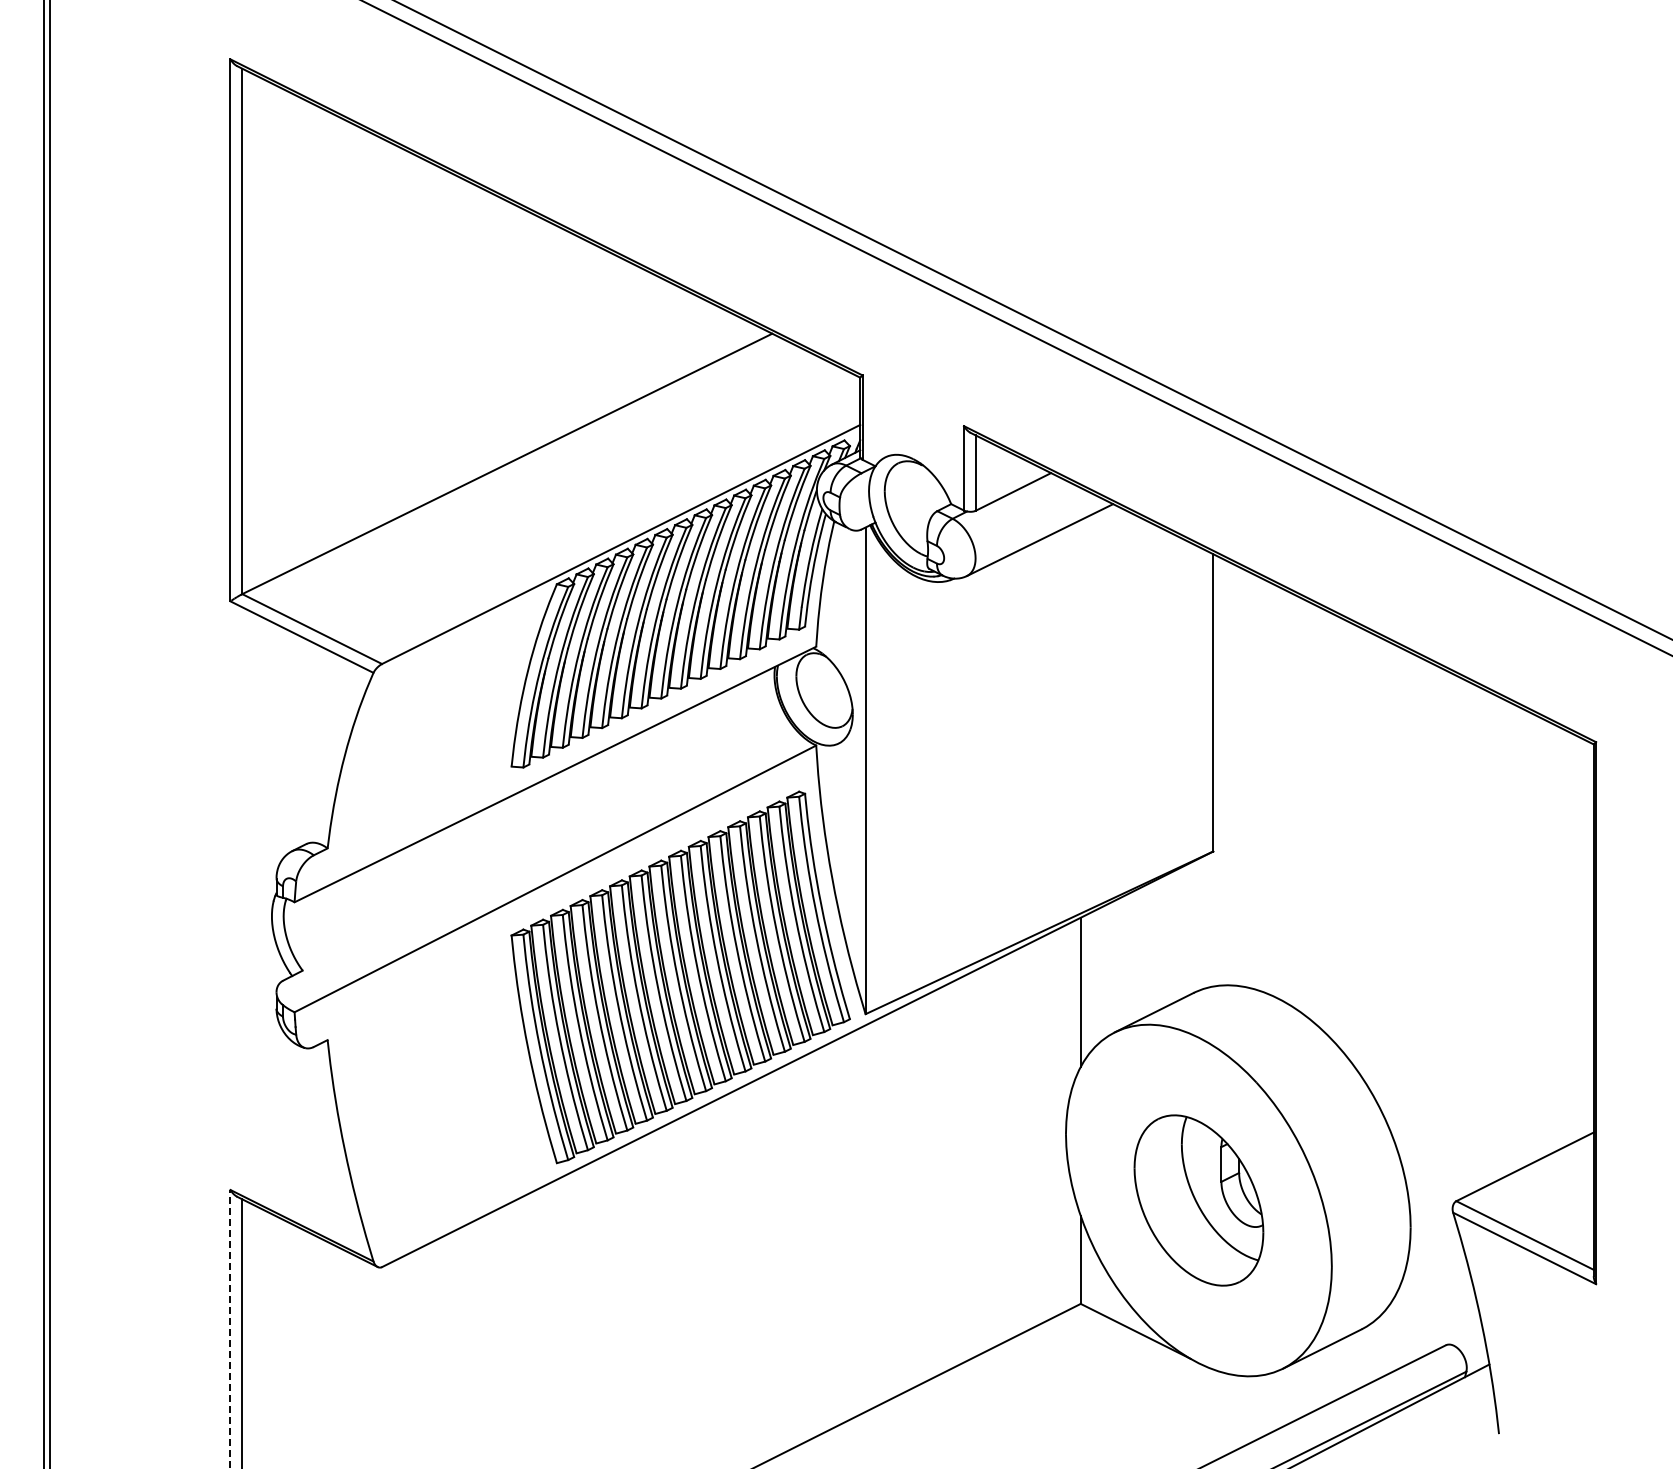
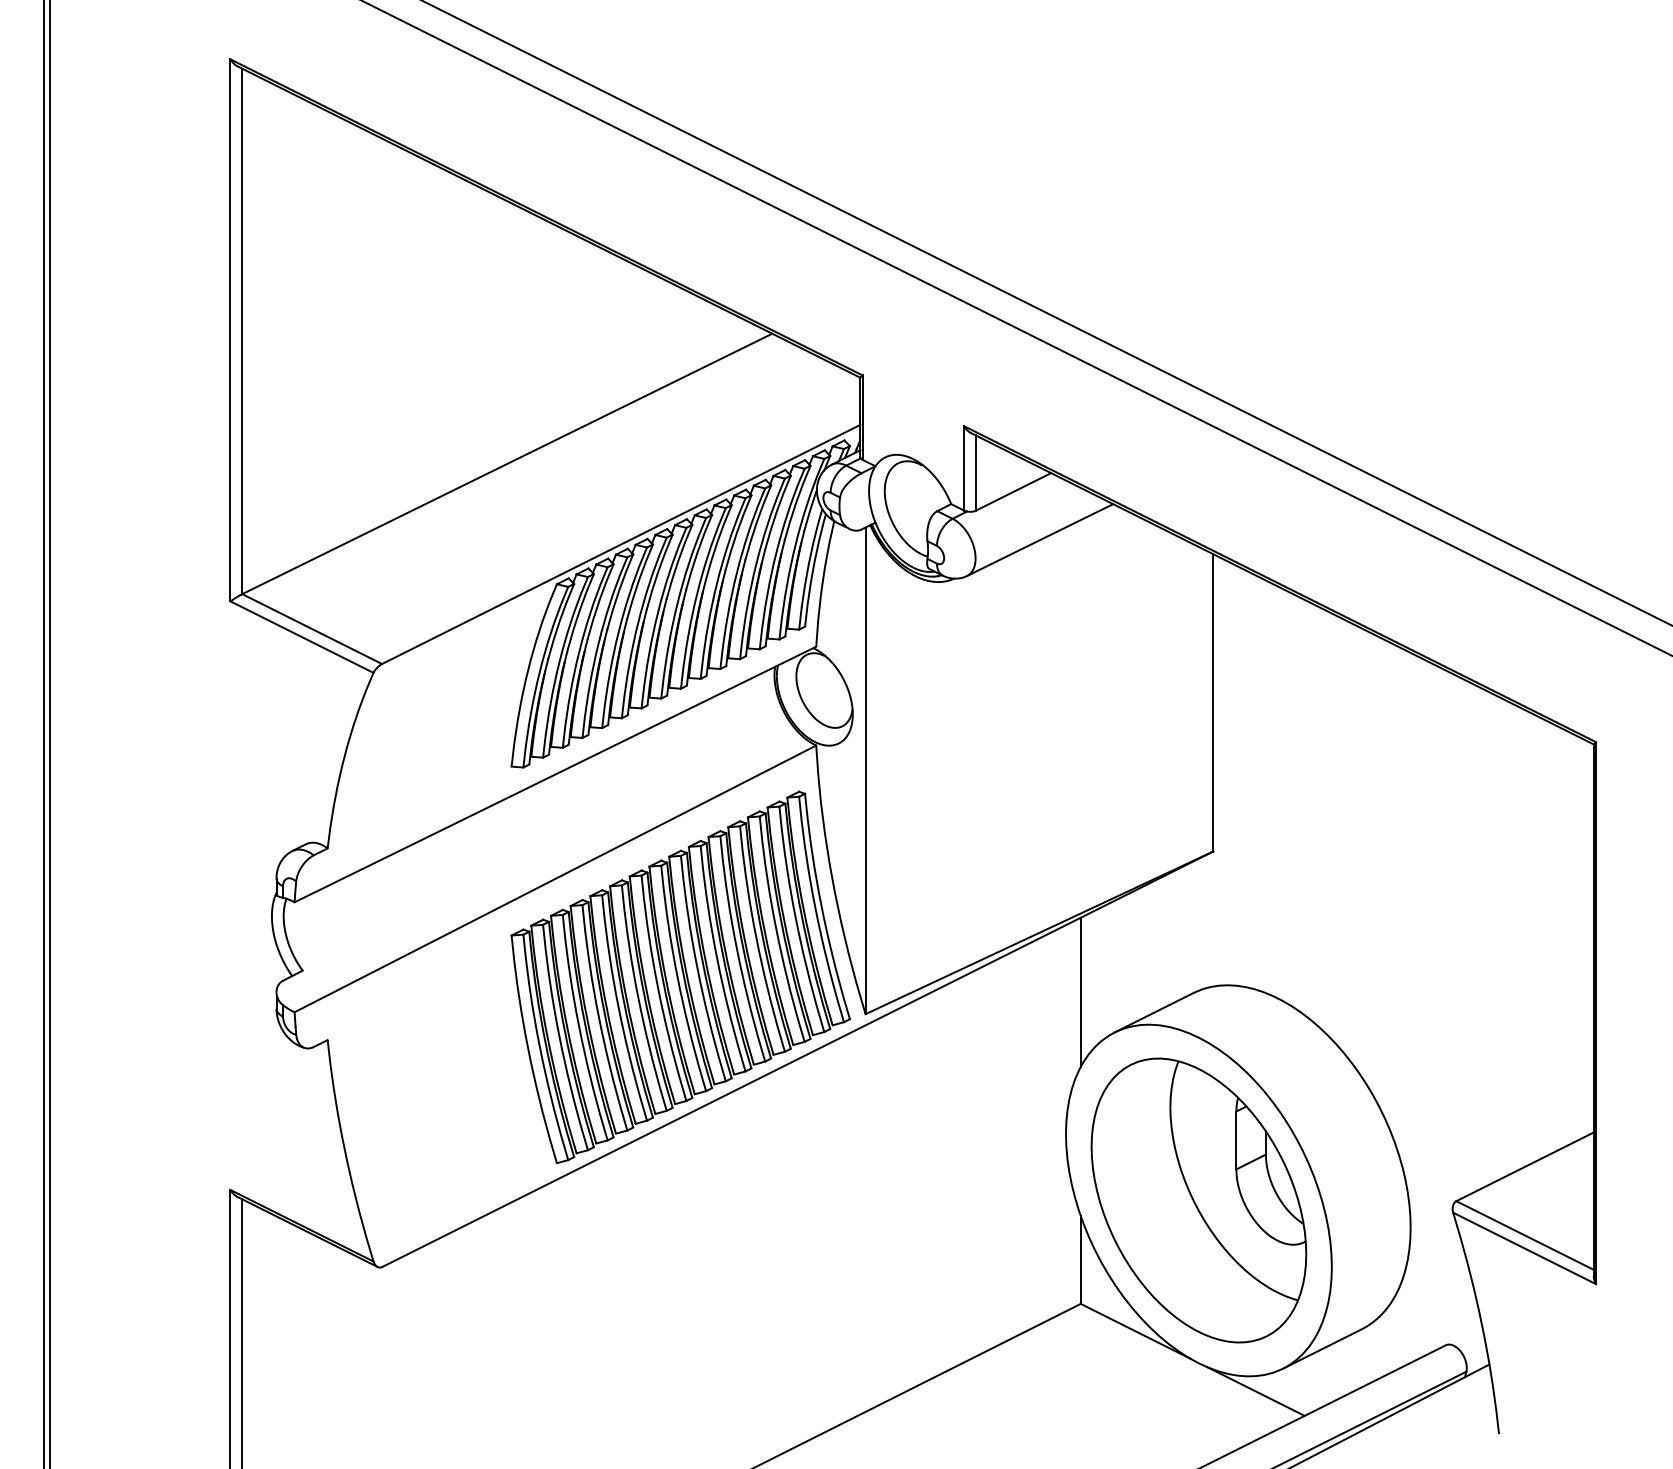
line position: (1033, 320) -> (1046, 313) (1046, 313)
part size: 132x173 px -> 218x287 px (1198, 1200)
line: dashed -> solid (230, 1328)
line: none -> present (1255, 1391)
